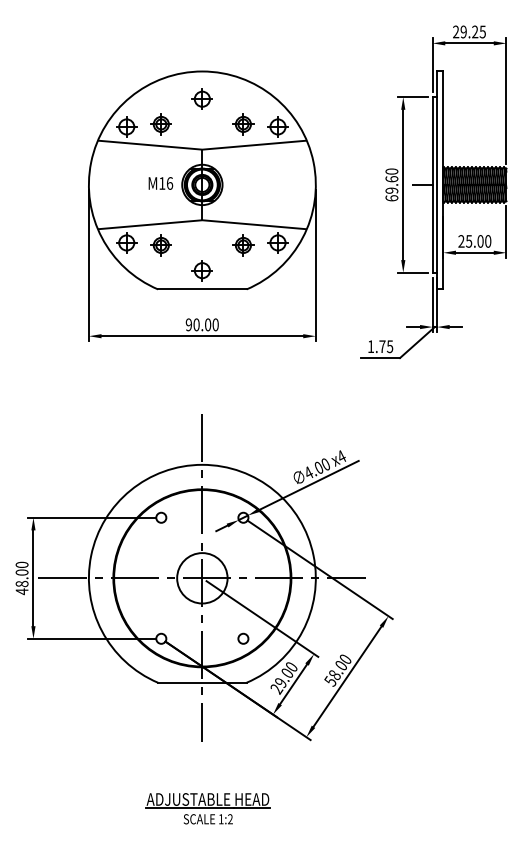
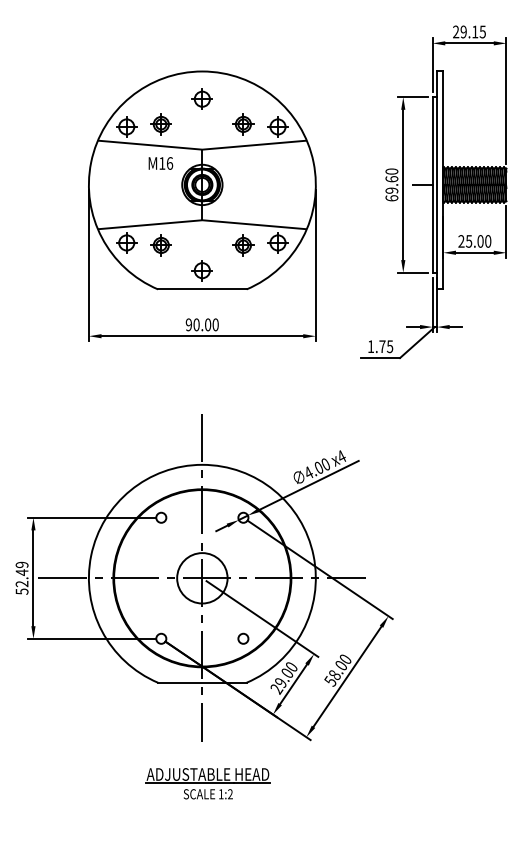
text: 29.25 -> 29.15 (475, 31)
text position: (160, 183) -> (160, 163) (160, 163)
text: 48.00 -> 52.49 (21, 578)
part position: (207, 808) -> (207, 783) (207, 783)
